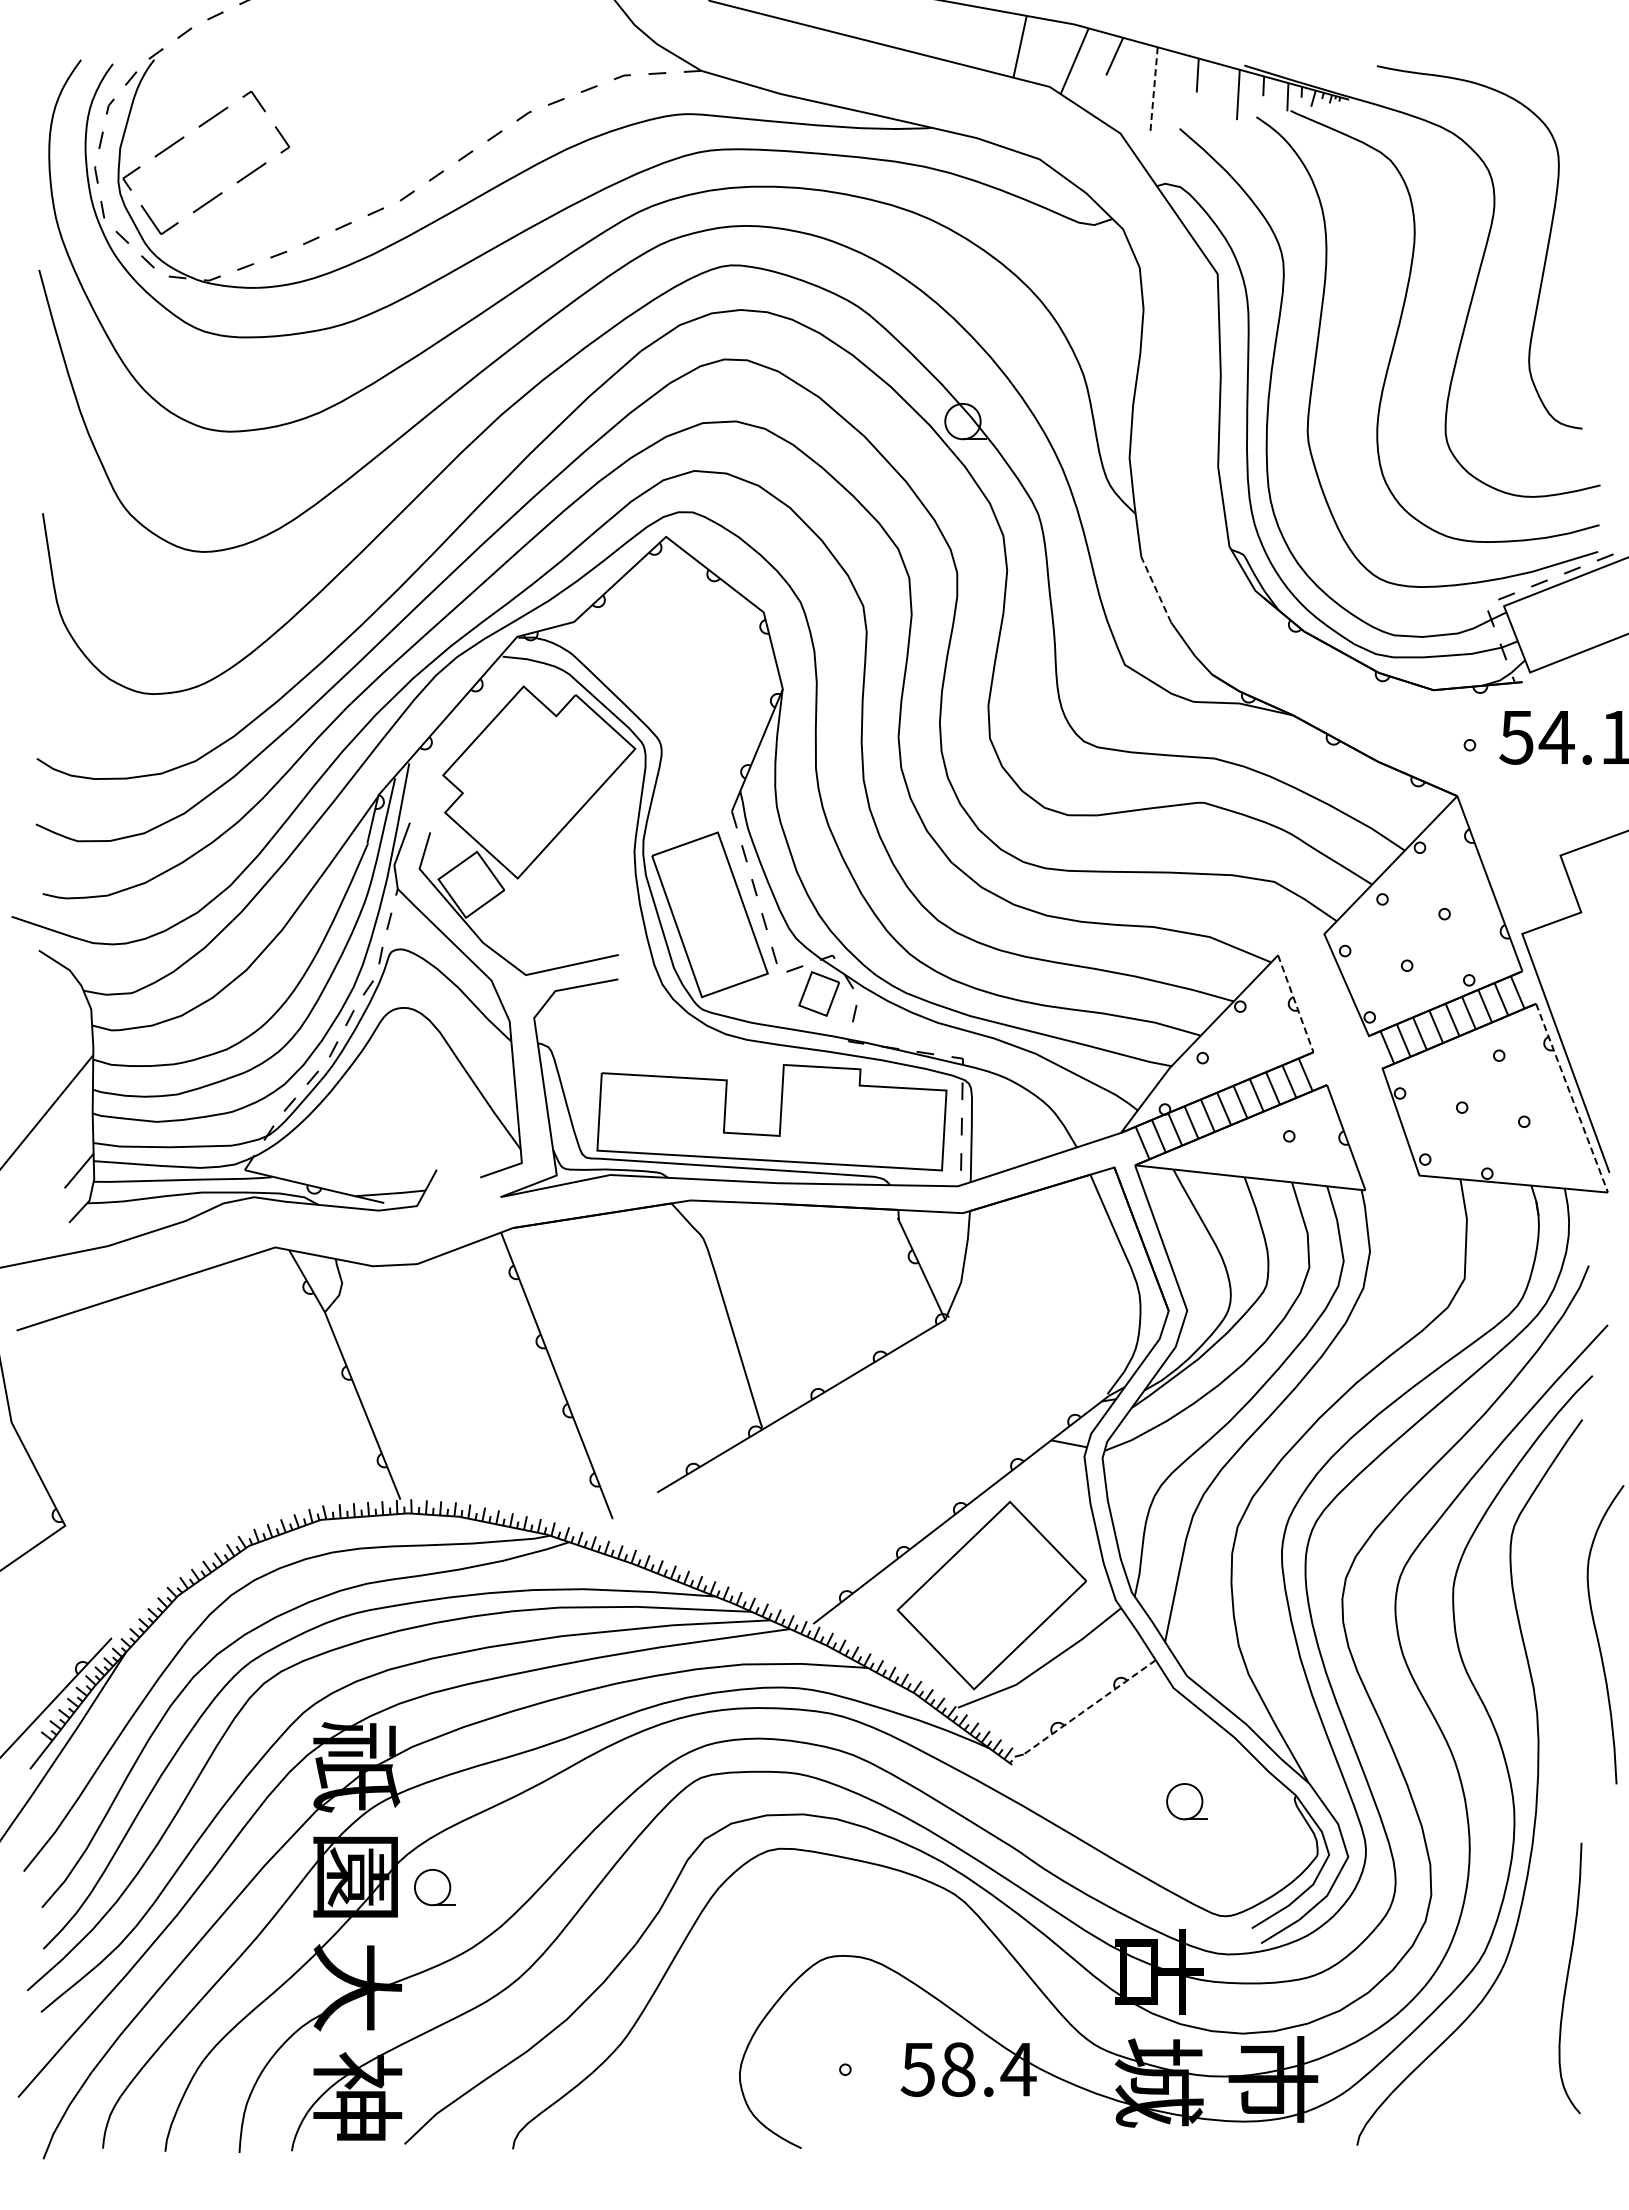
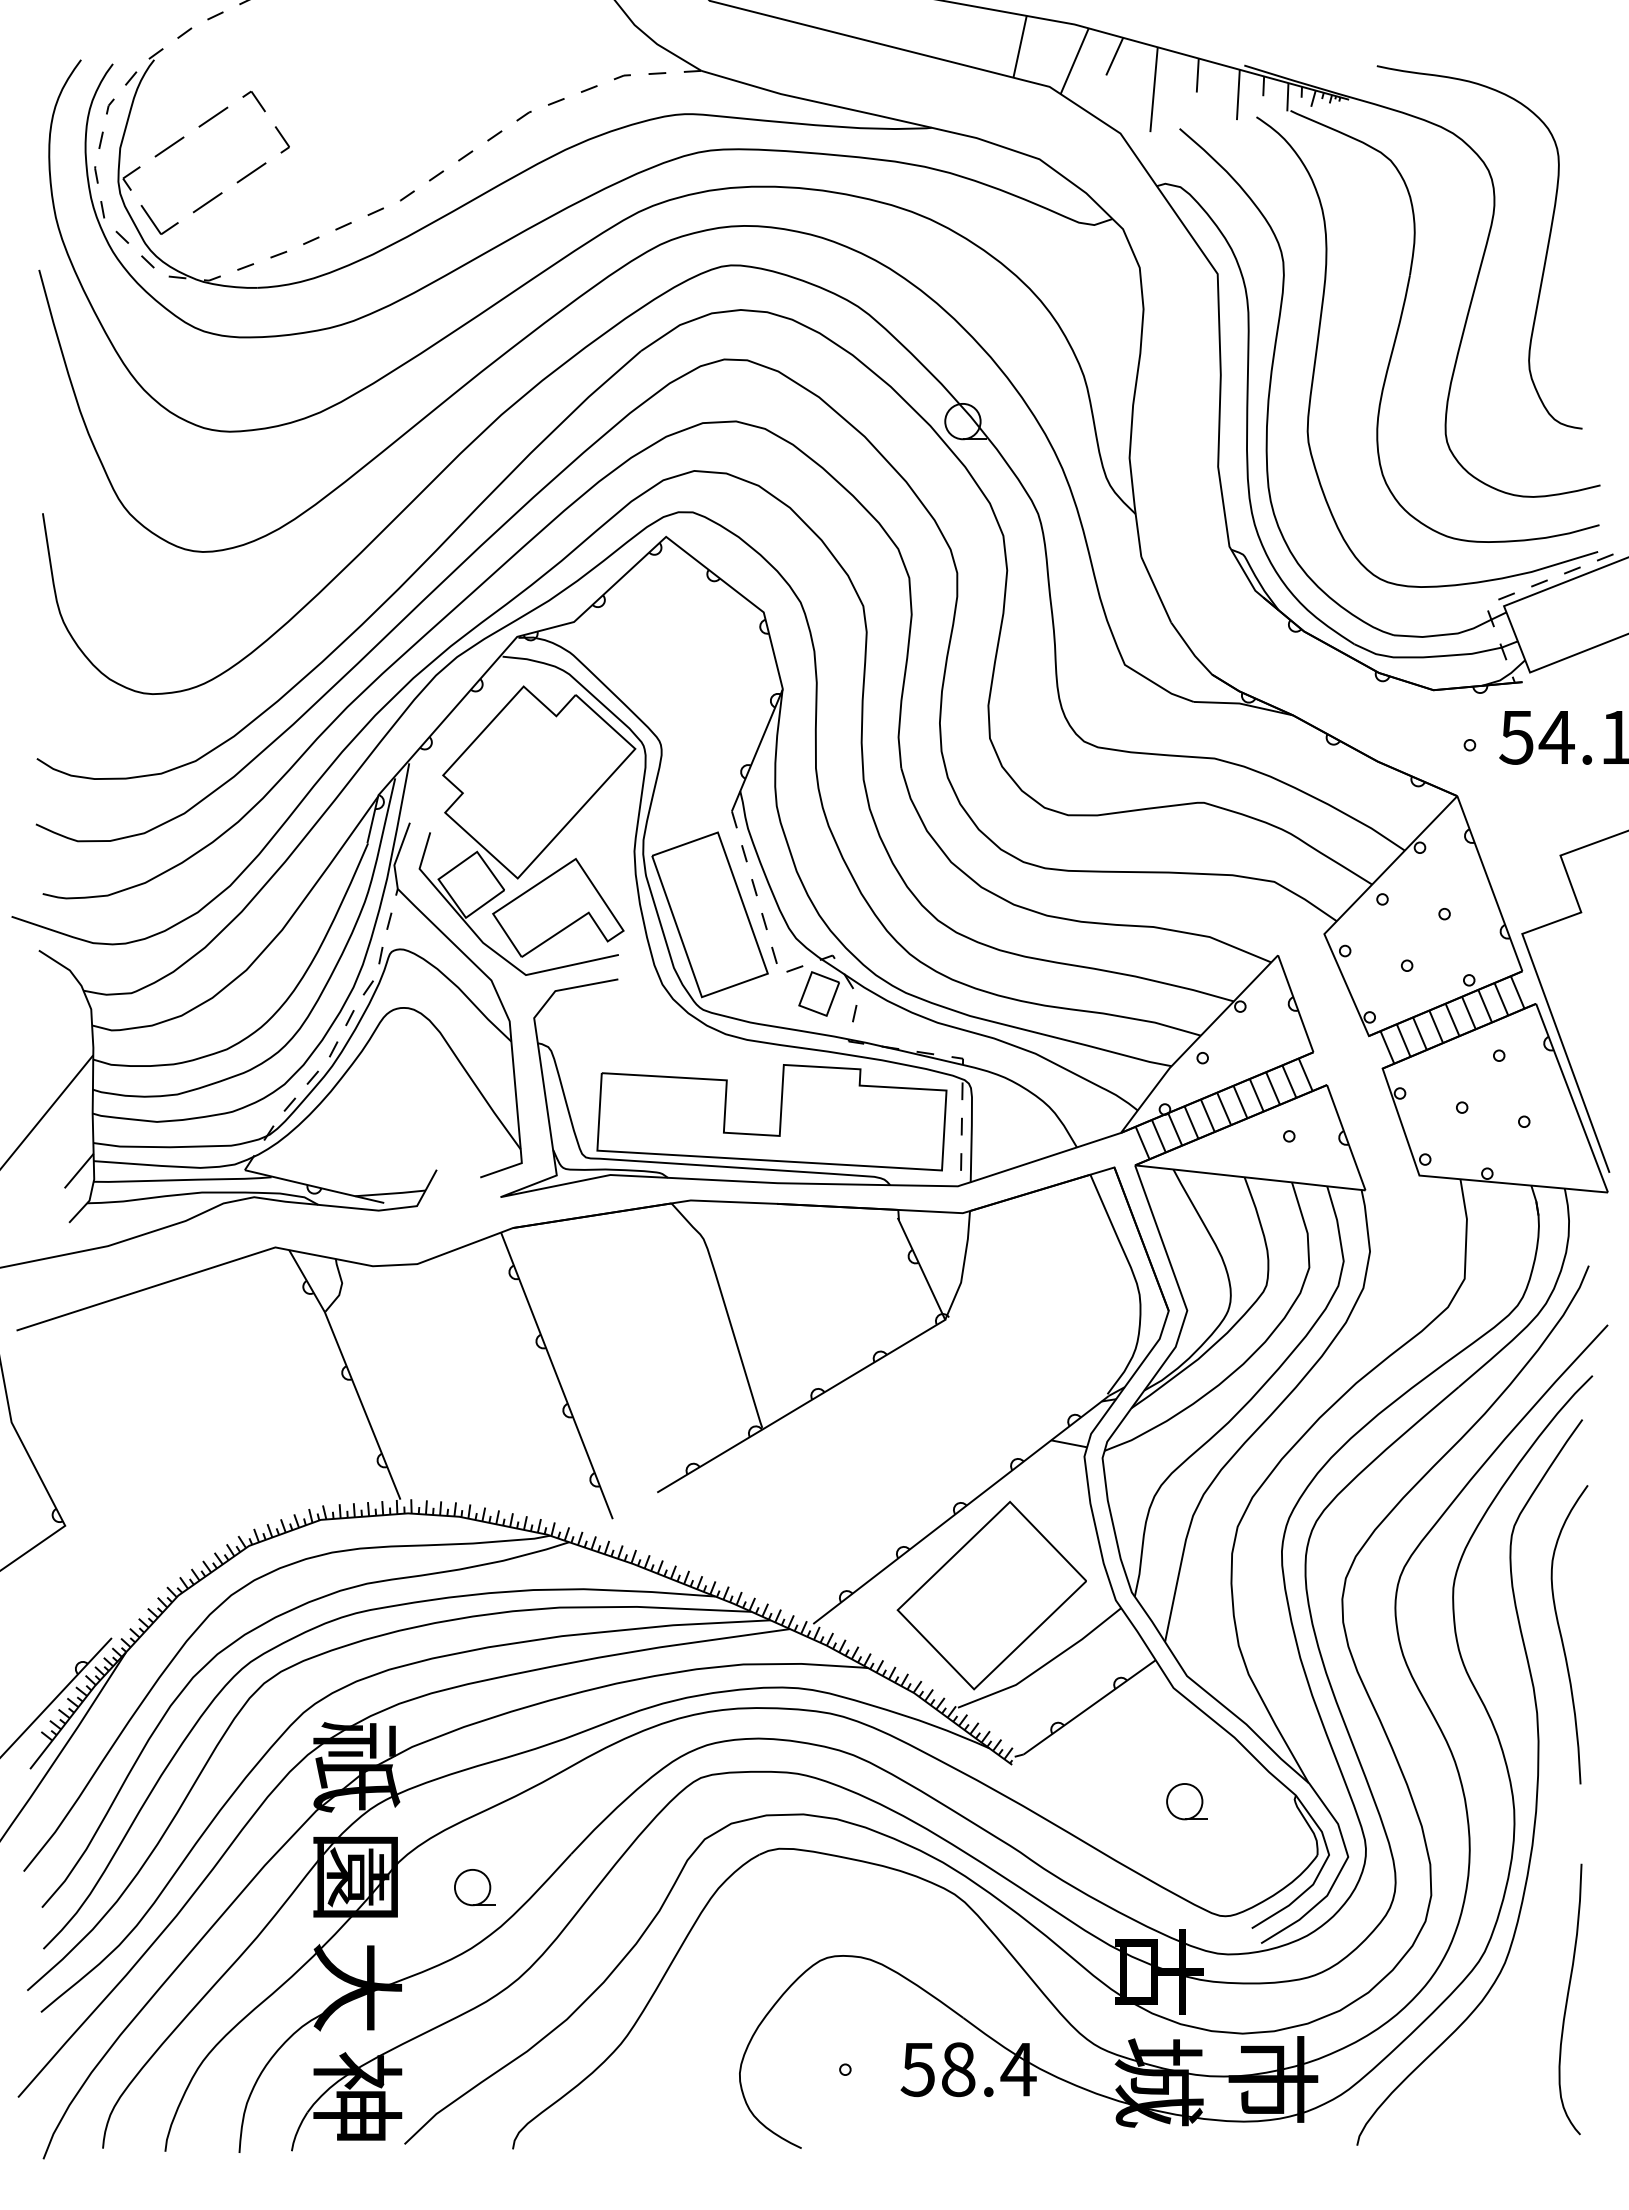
line: dashed -> solid (1154, 89)
line: dashed -> solid (1156, 589)
part: none -> present (558, 907)
line: dashed -> solid (1295, 1003)
line: dashed -> solid (1572, 1098)
curve position: (1598, 1636) -> (1562, 1636) (1562, 1636)
line: dashed -> solid (1089, 1707)
part position: (434, 1887) -> (474, 1887) (474, 1887)
curve position: (1568, 1977) -> (1568, 1998) (1568, 1998)
